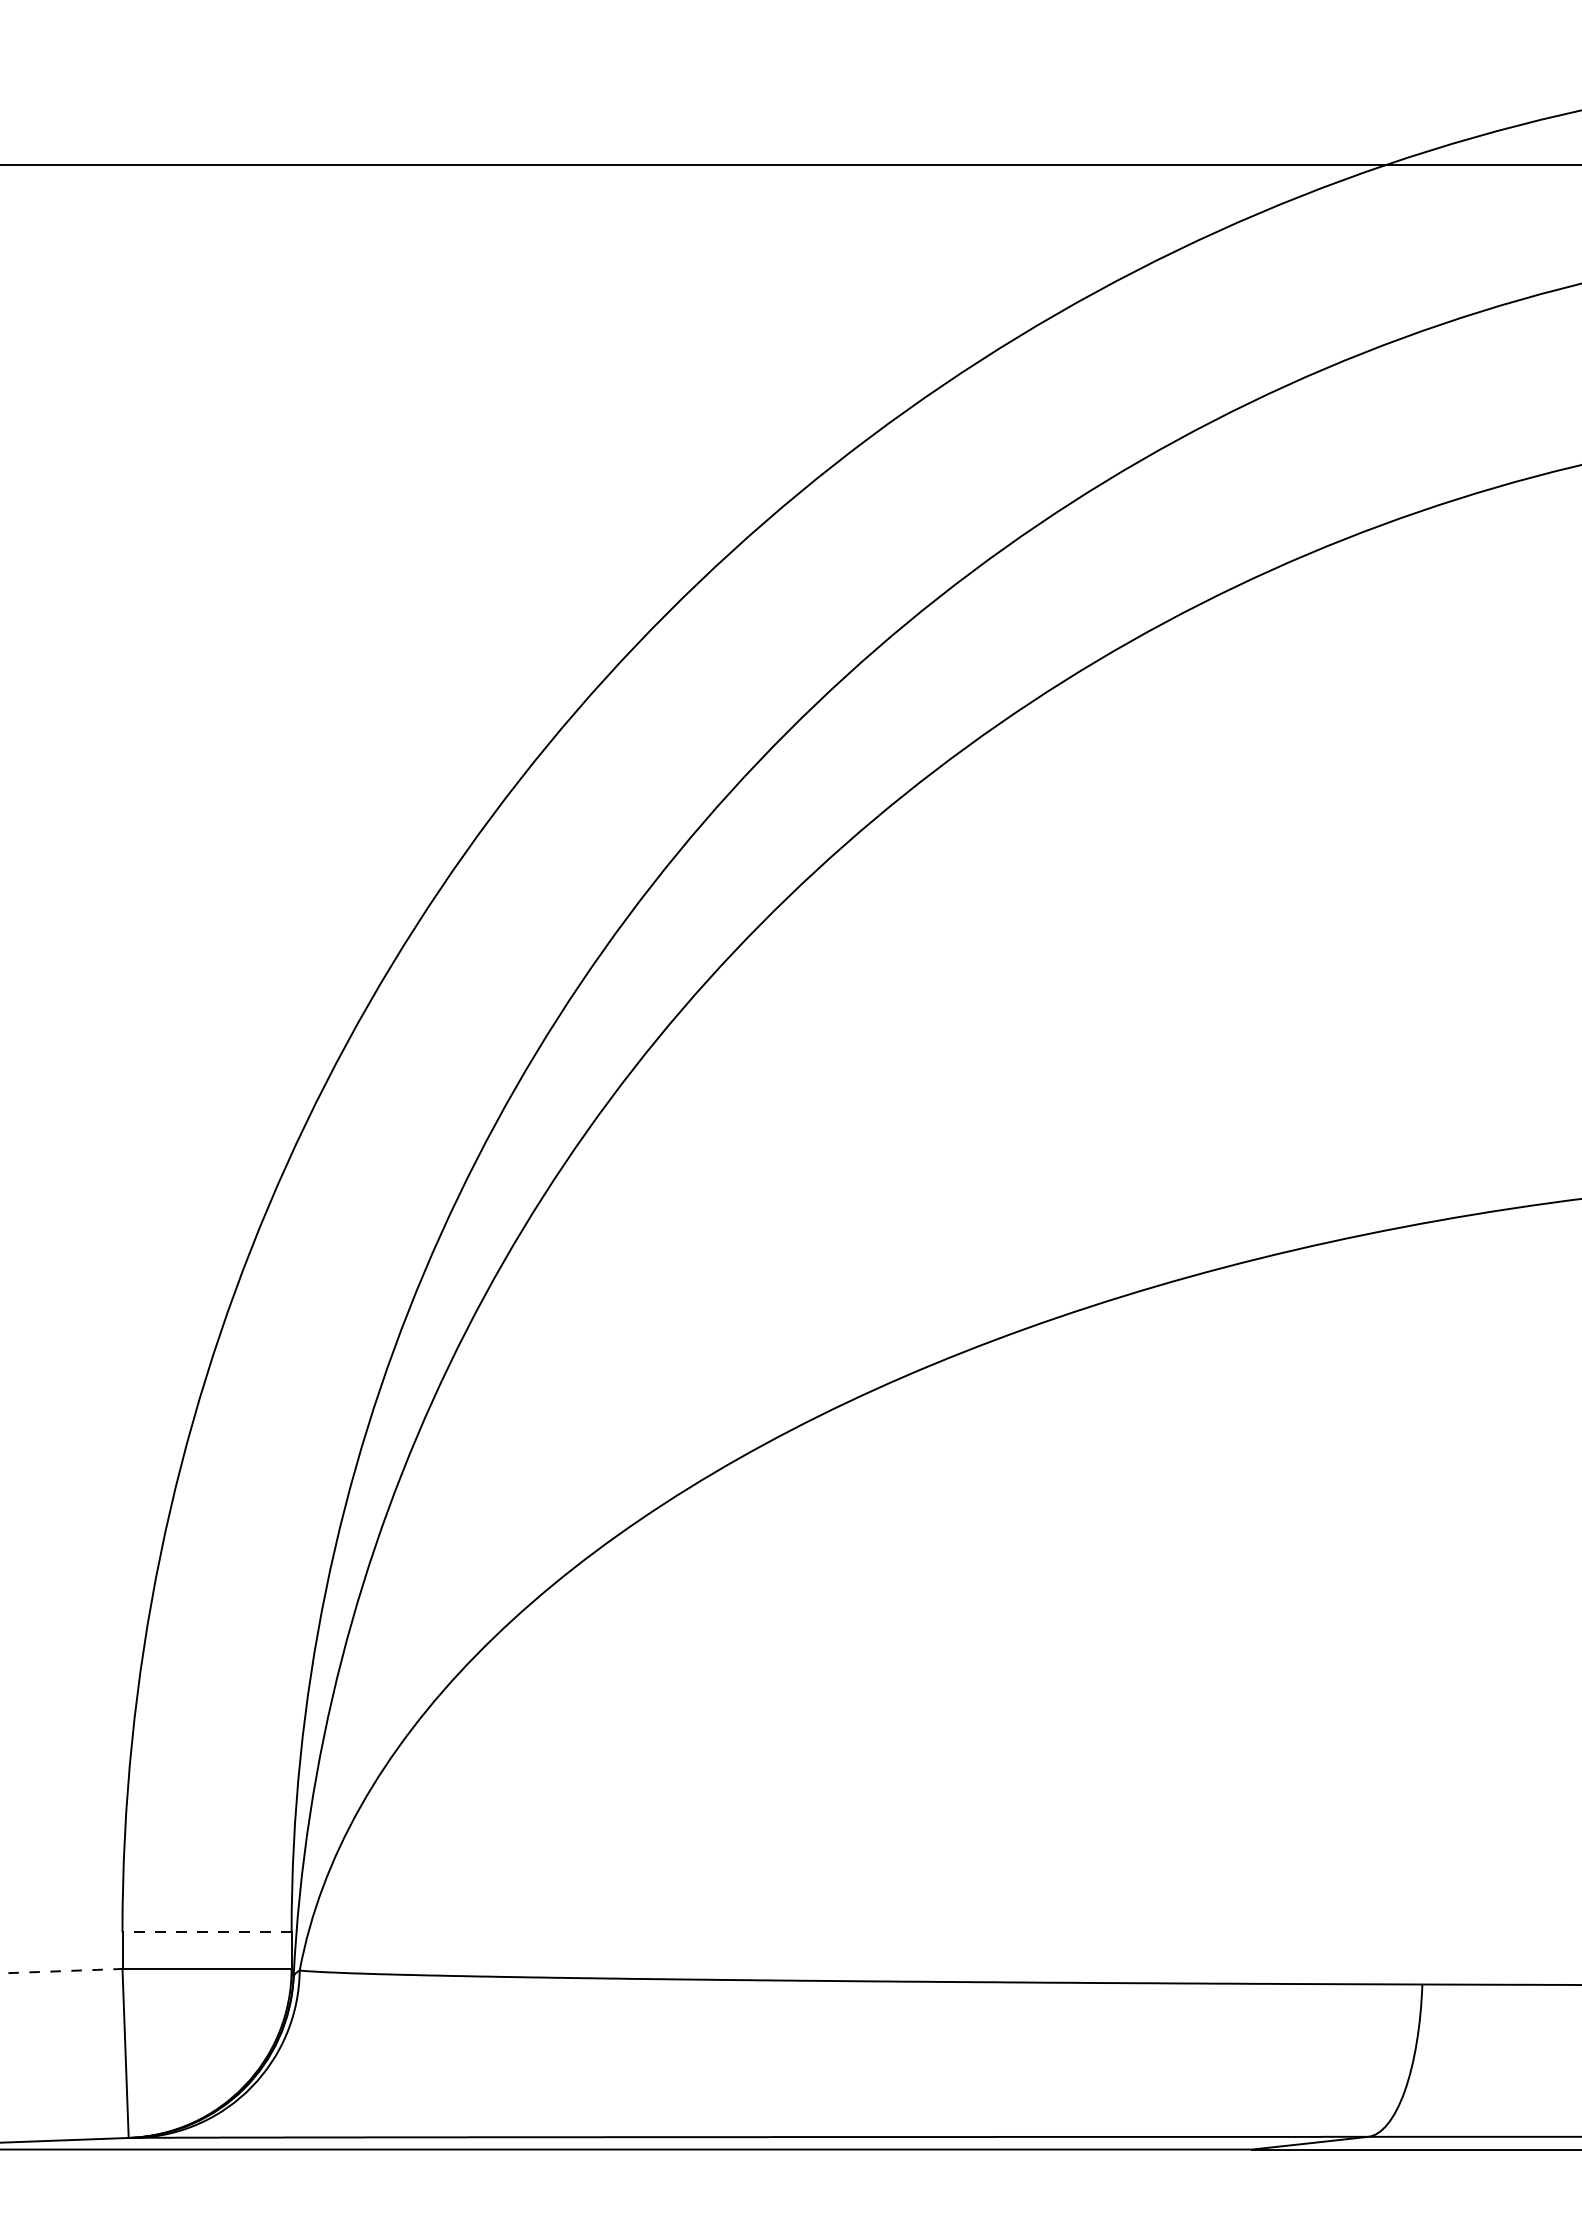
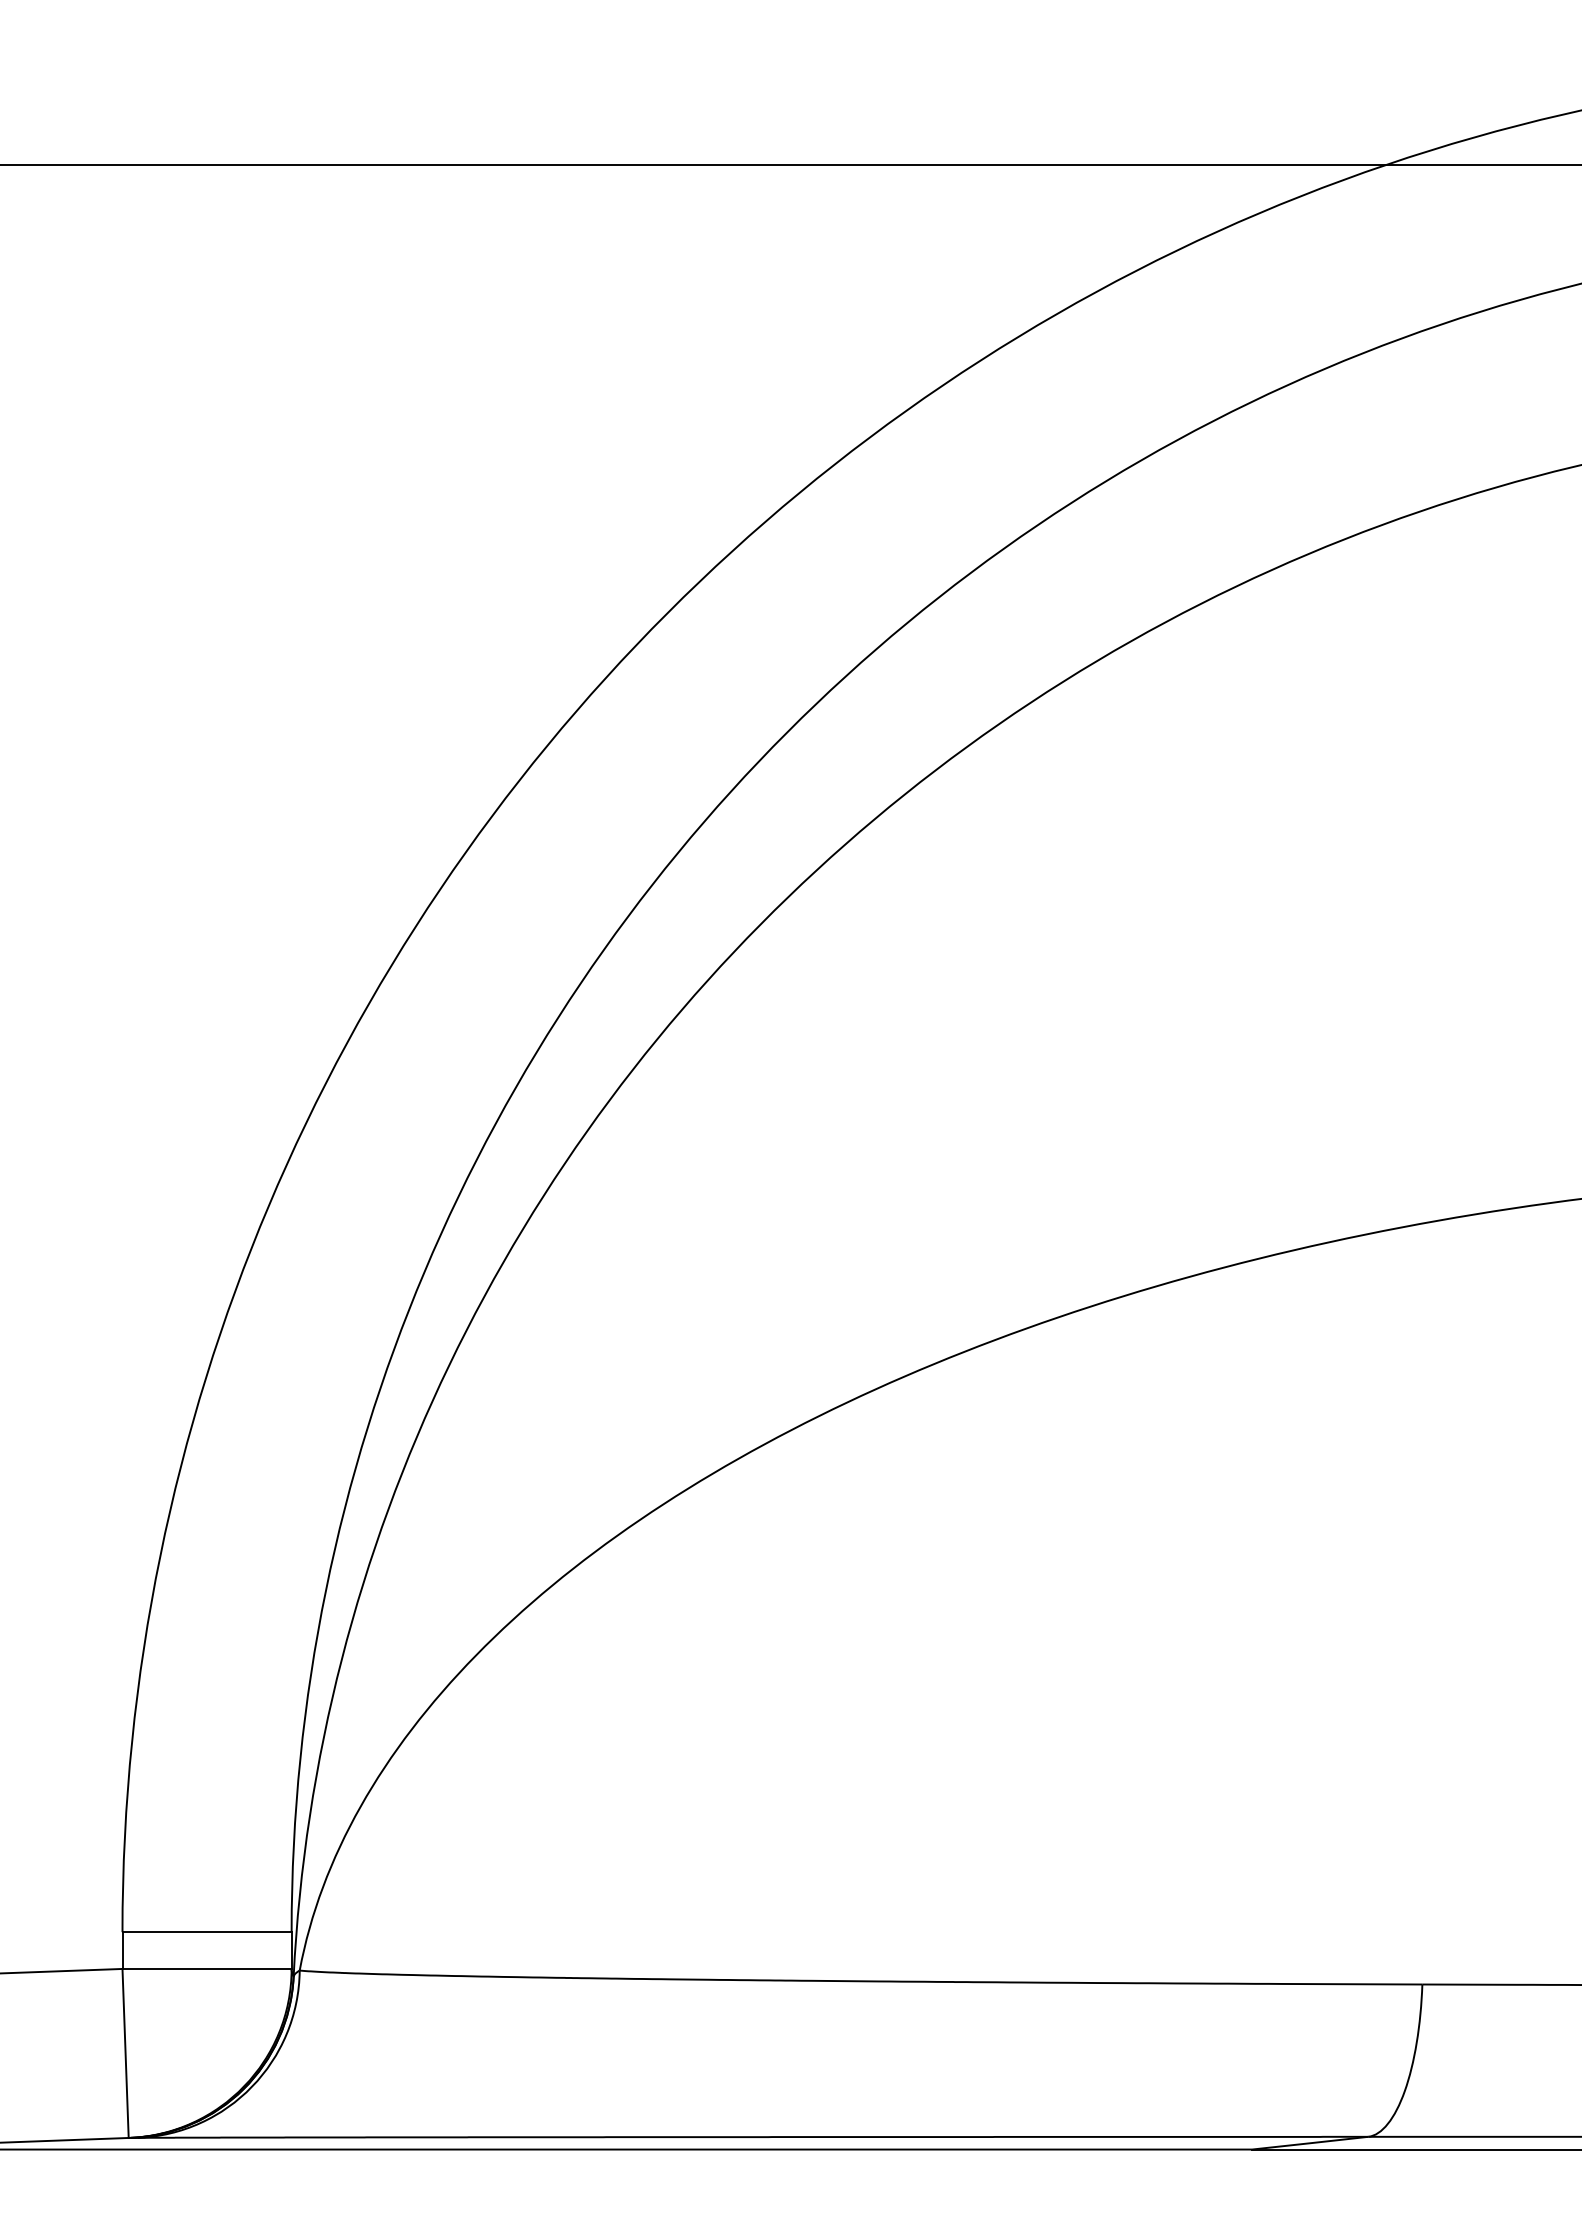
line: dashed -> solid (207, 1932)
line: dashed -> solid (61, 1971)
